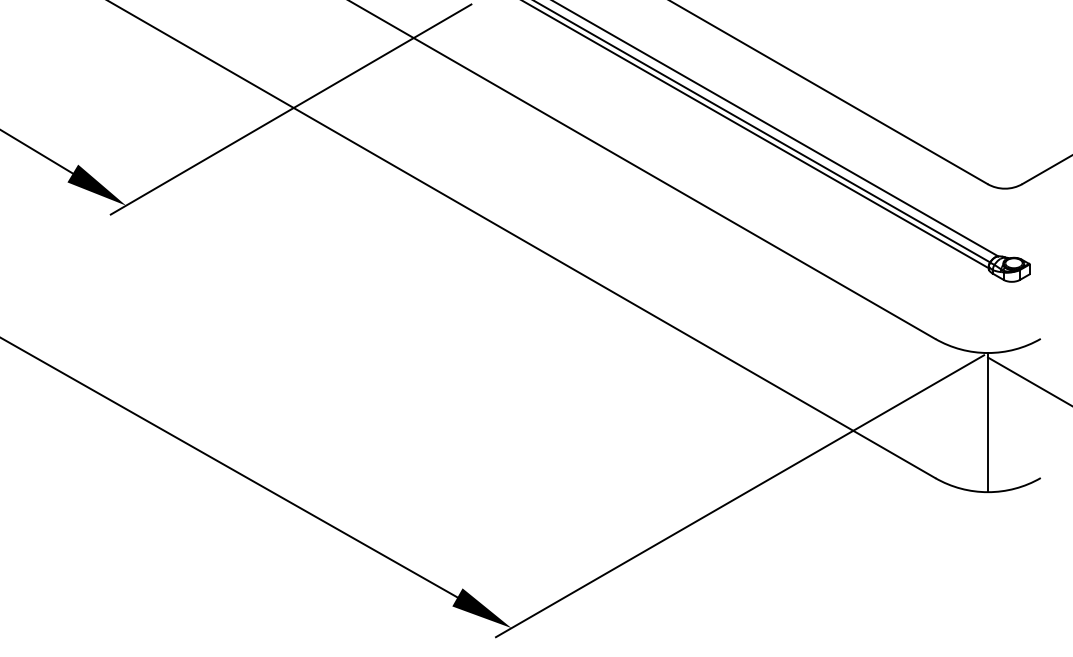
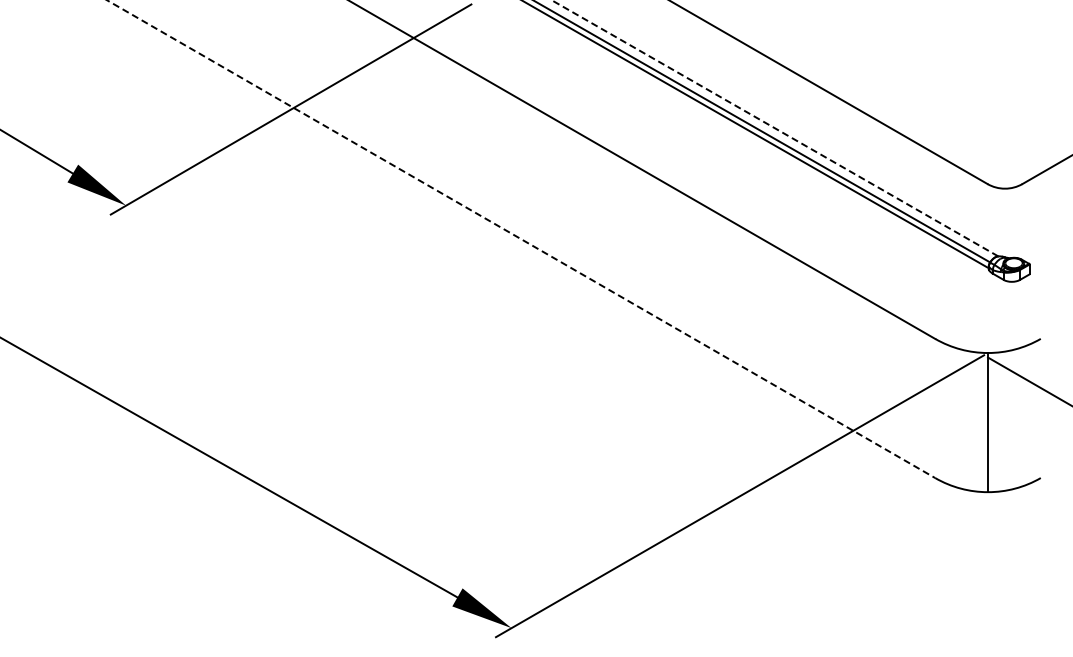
line: solid -> dashed (774, 128)
line: solid -> dashed (521, 239)
